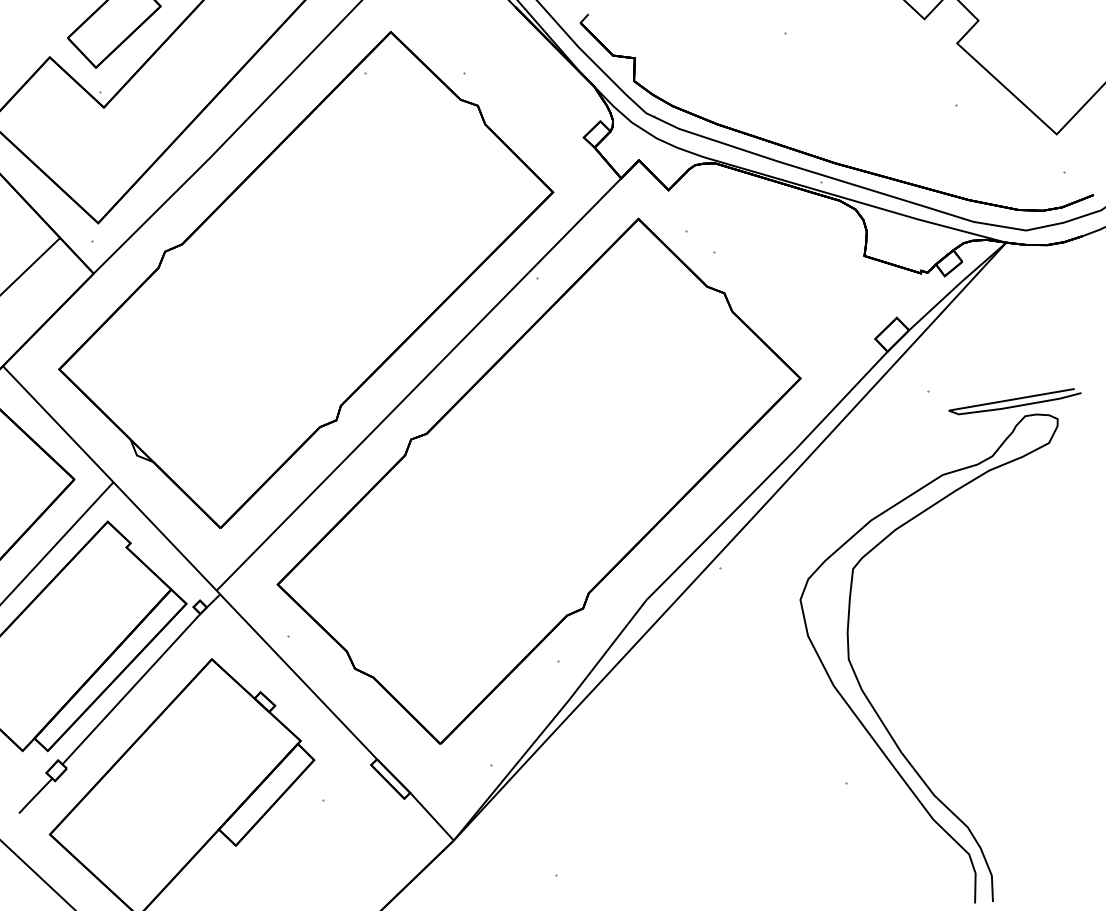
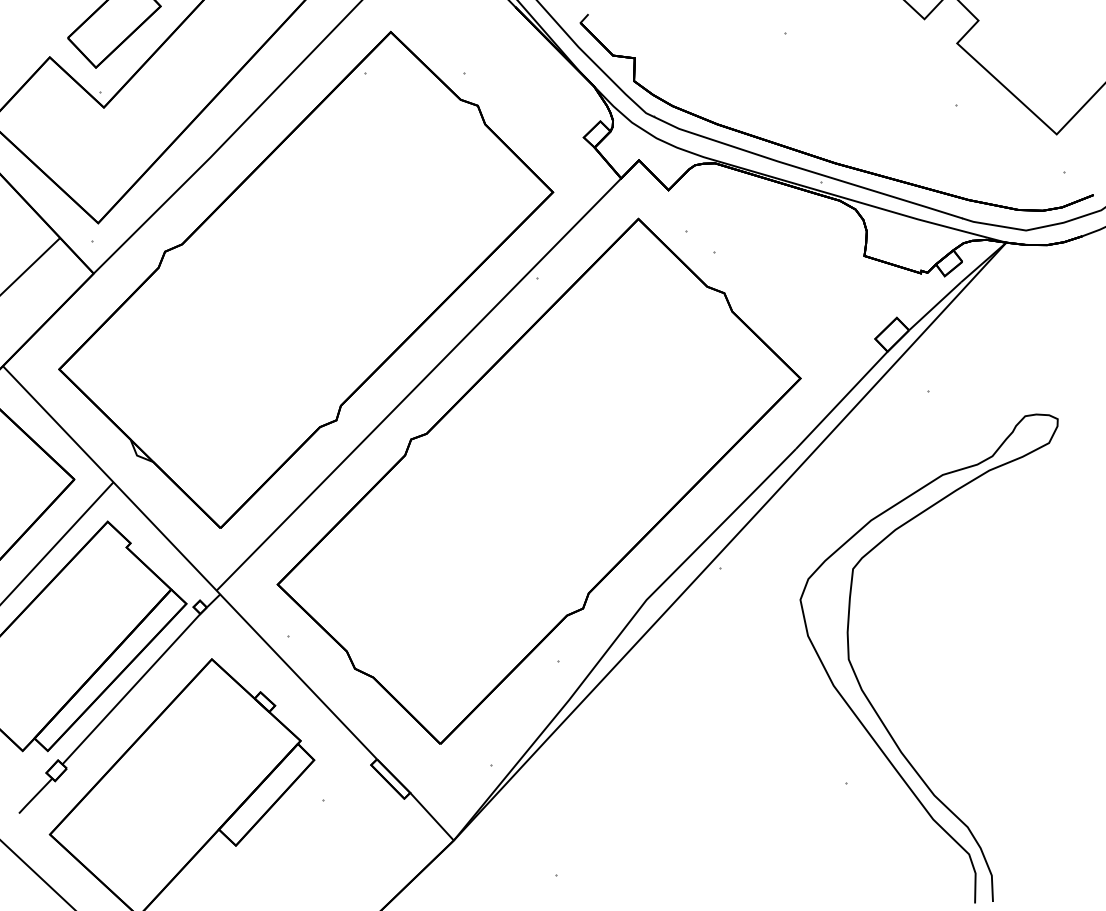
curve: present -> none (1014, 400)
